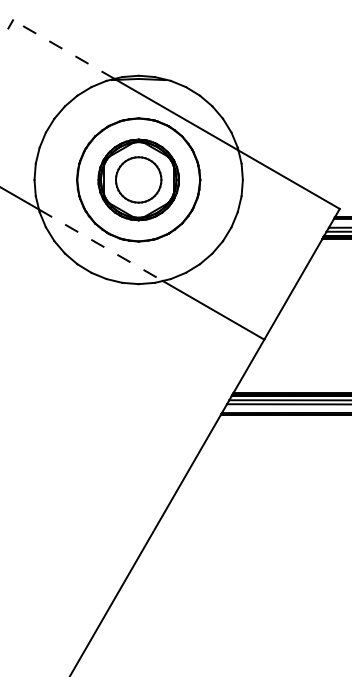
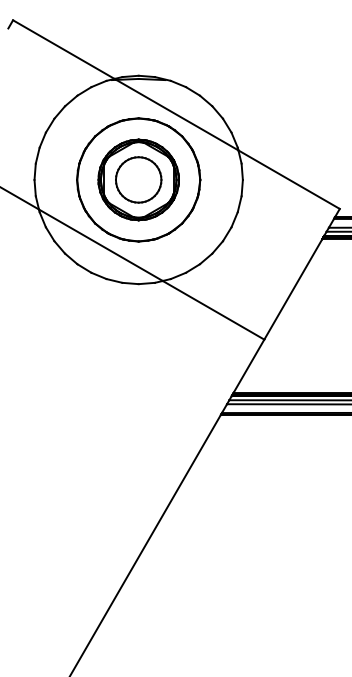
line: dashed -> solid (63, 49)
line: dashed -> solid (101, 245)
